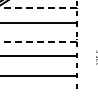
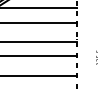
line: dashed -> solid (38, 8)
line: dashed -> solid (38, 42)
